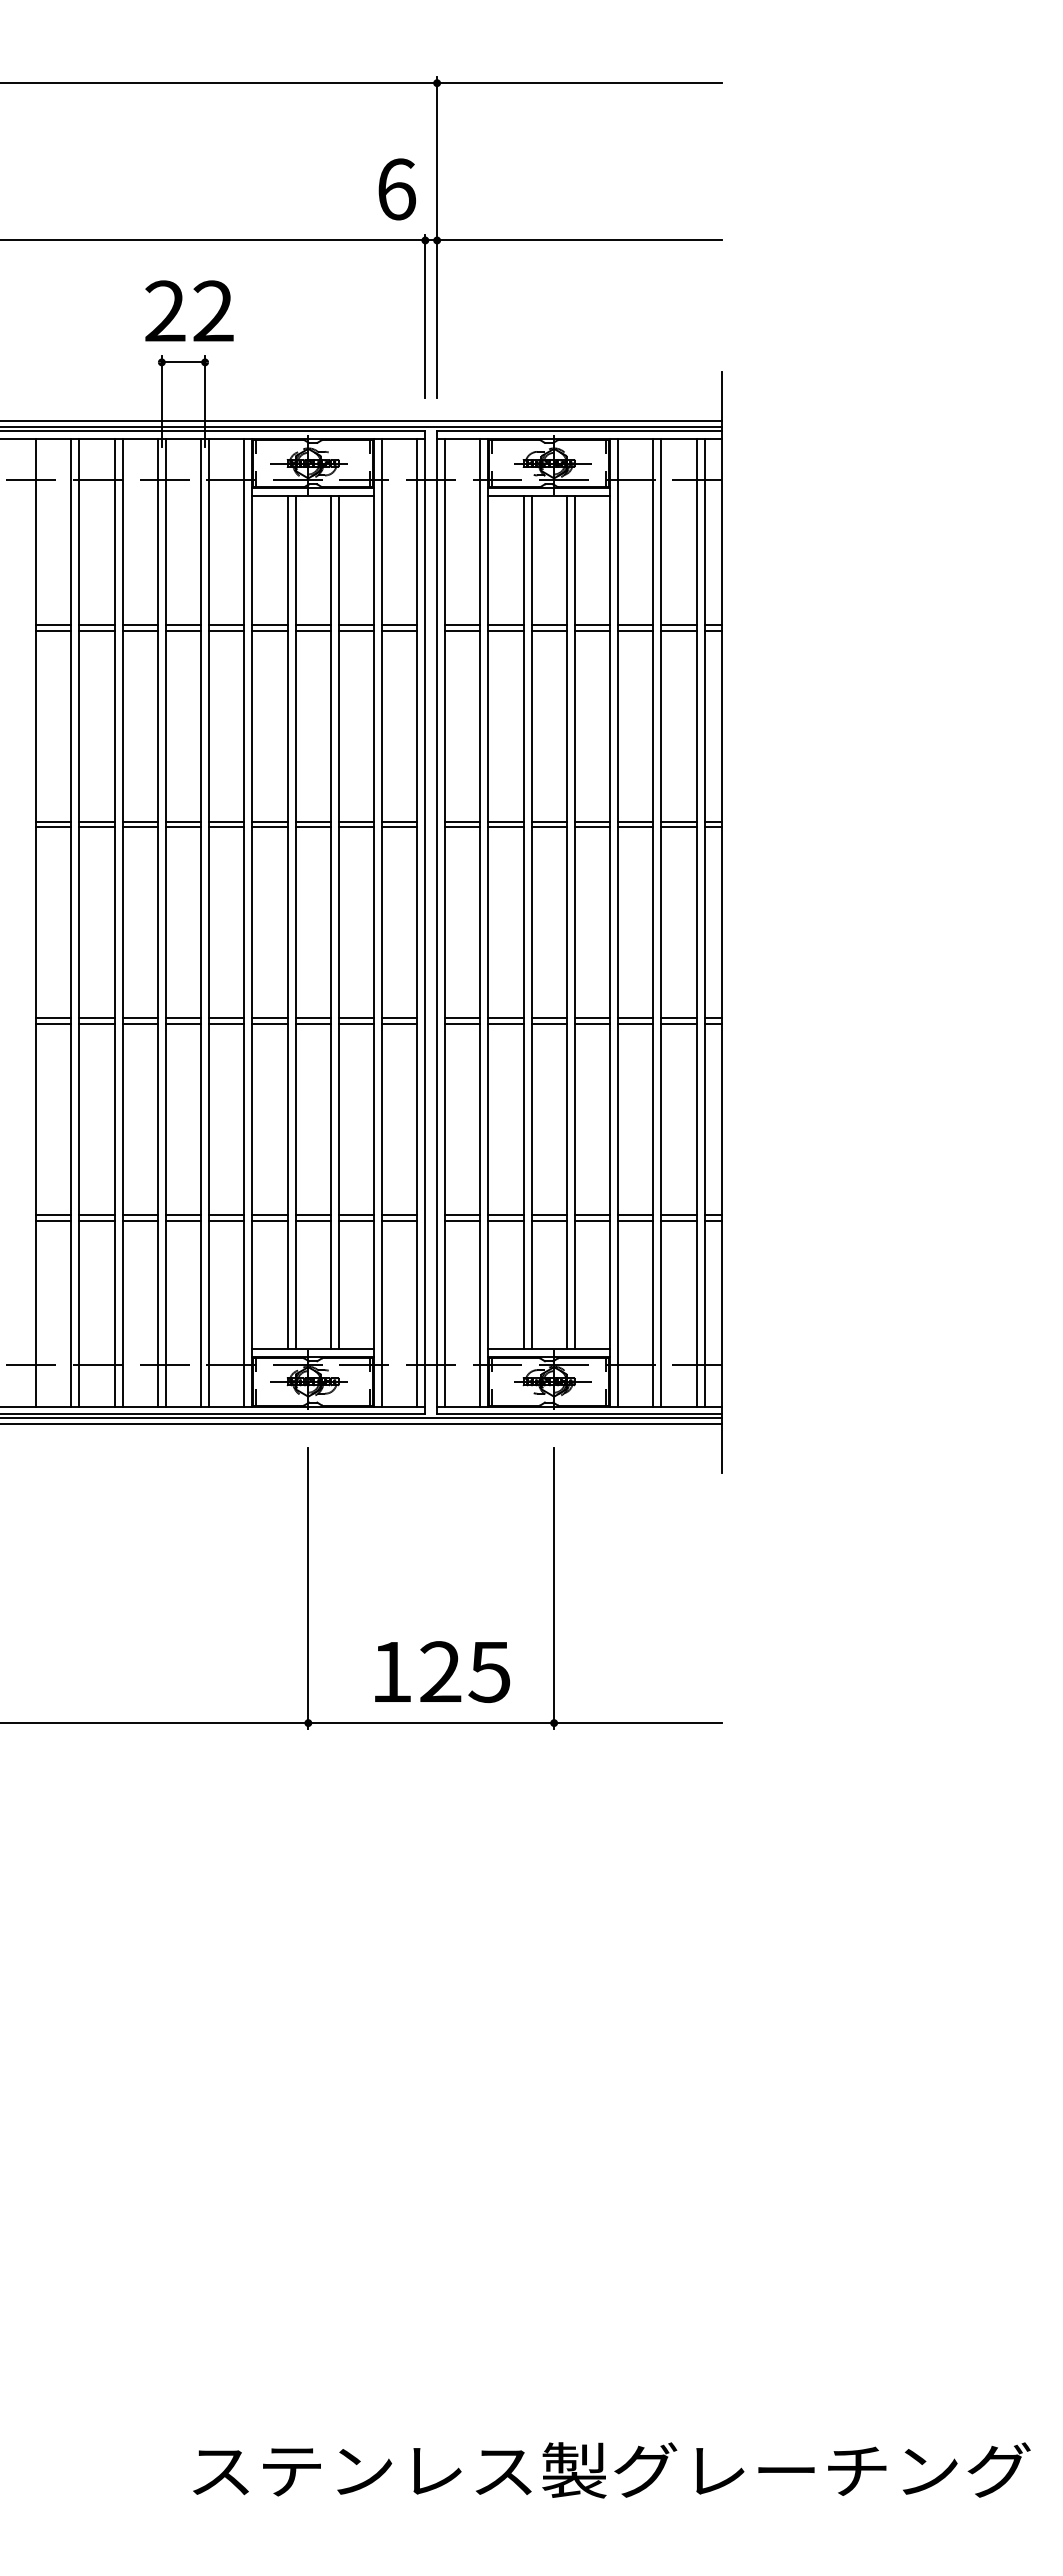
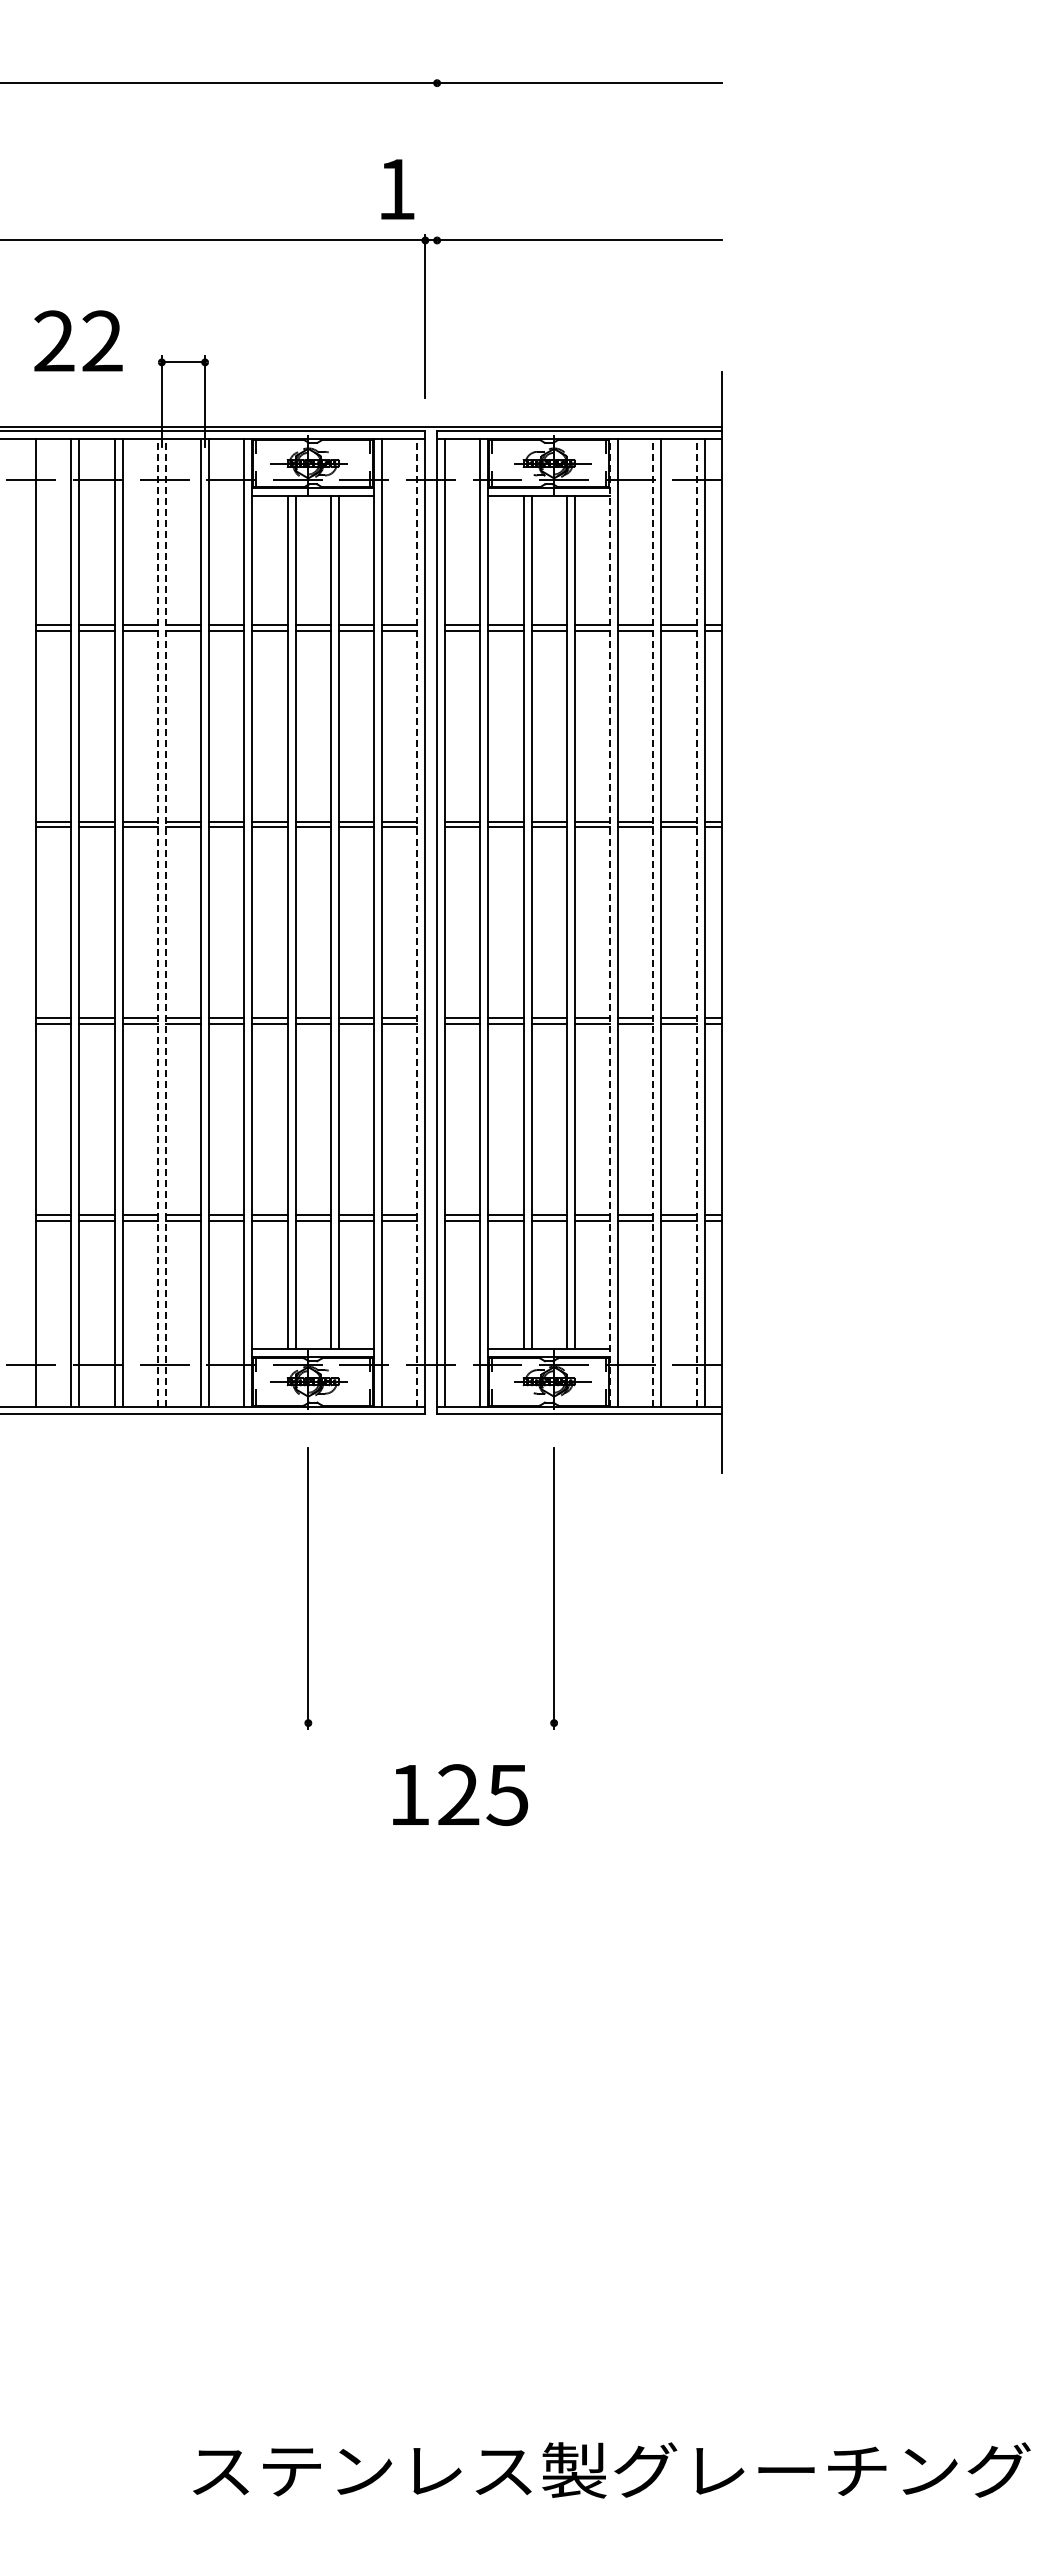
text: 6 -> 1 (397, 189)
line: present -> none (437, 237)
text position: (189, 310) -> (78, 340) (78, 340)
line: present -> none (362, 421)
line: solid -> dashed (157, 922)
line: solid -> dashed (165, 922)
line: solid -> dashed (417, 922)
line: solid -> dashed (610, 922)
line: solid -> dashed (653, 922)
line: solid -> dashed (696, 922)
line: present -> none (362, 1418)
line: present -> none (362, 1424)
text position: (442, 1671) -> (460, 1794) (460, 1794)
line: present -> none (362, 1723)
